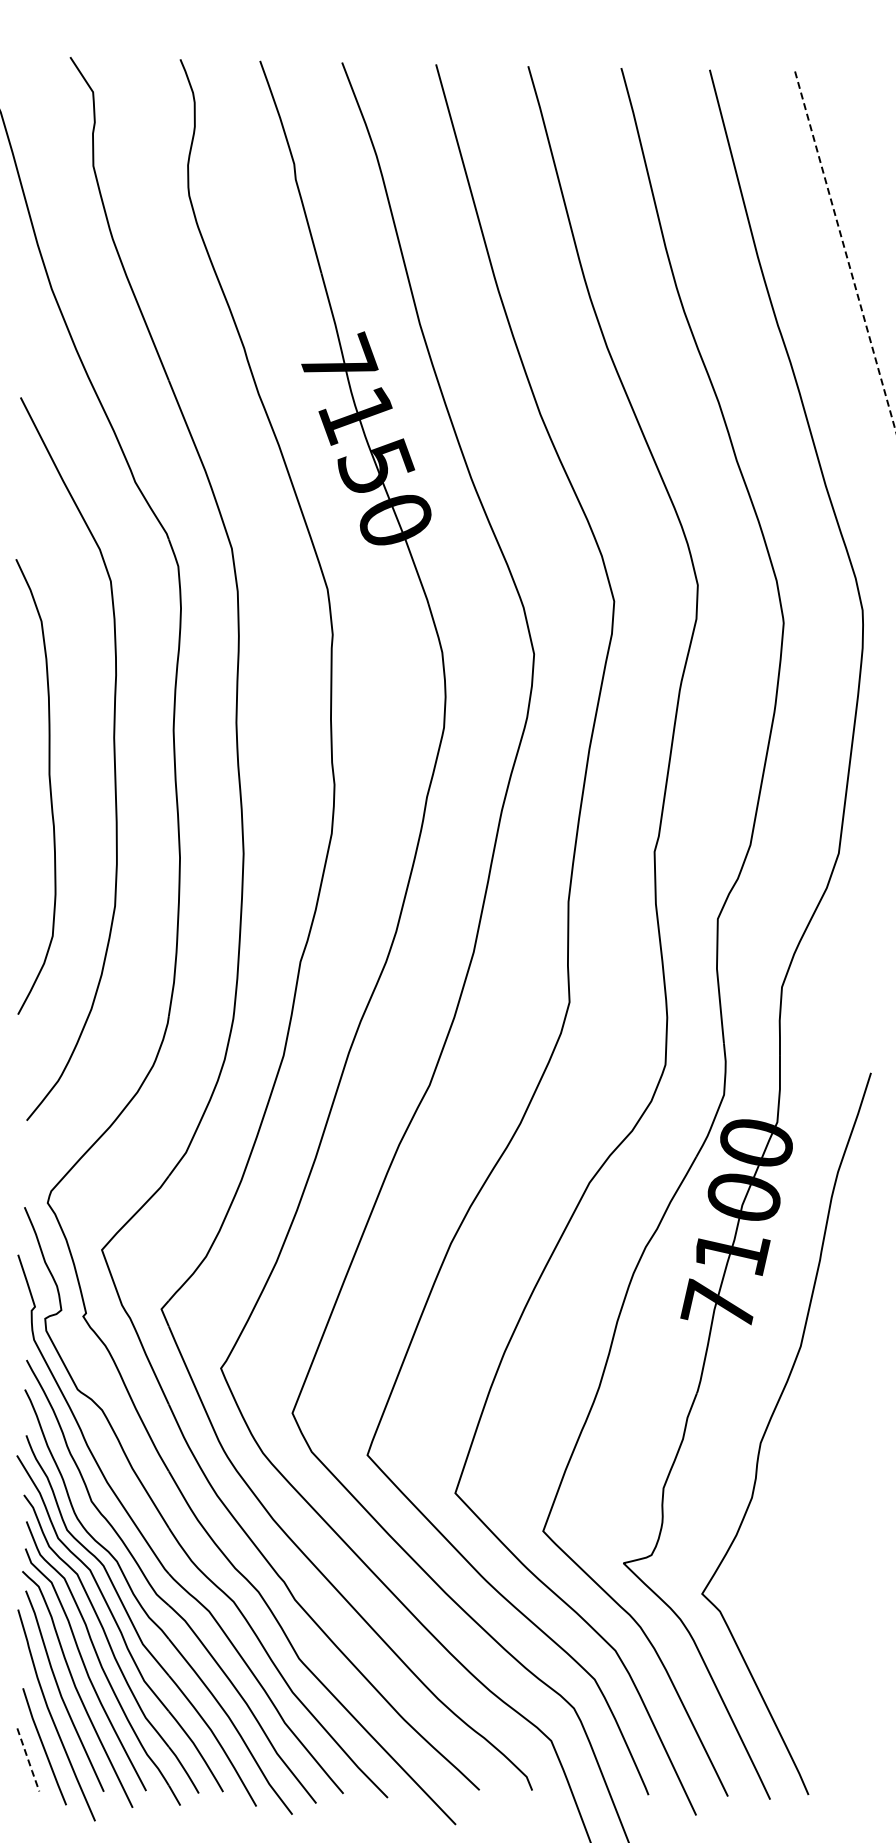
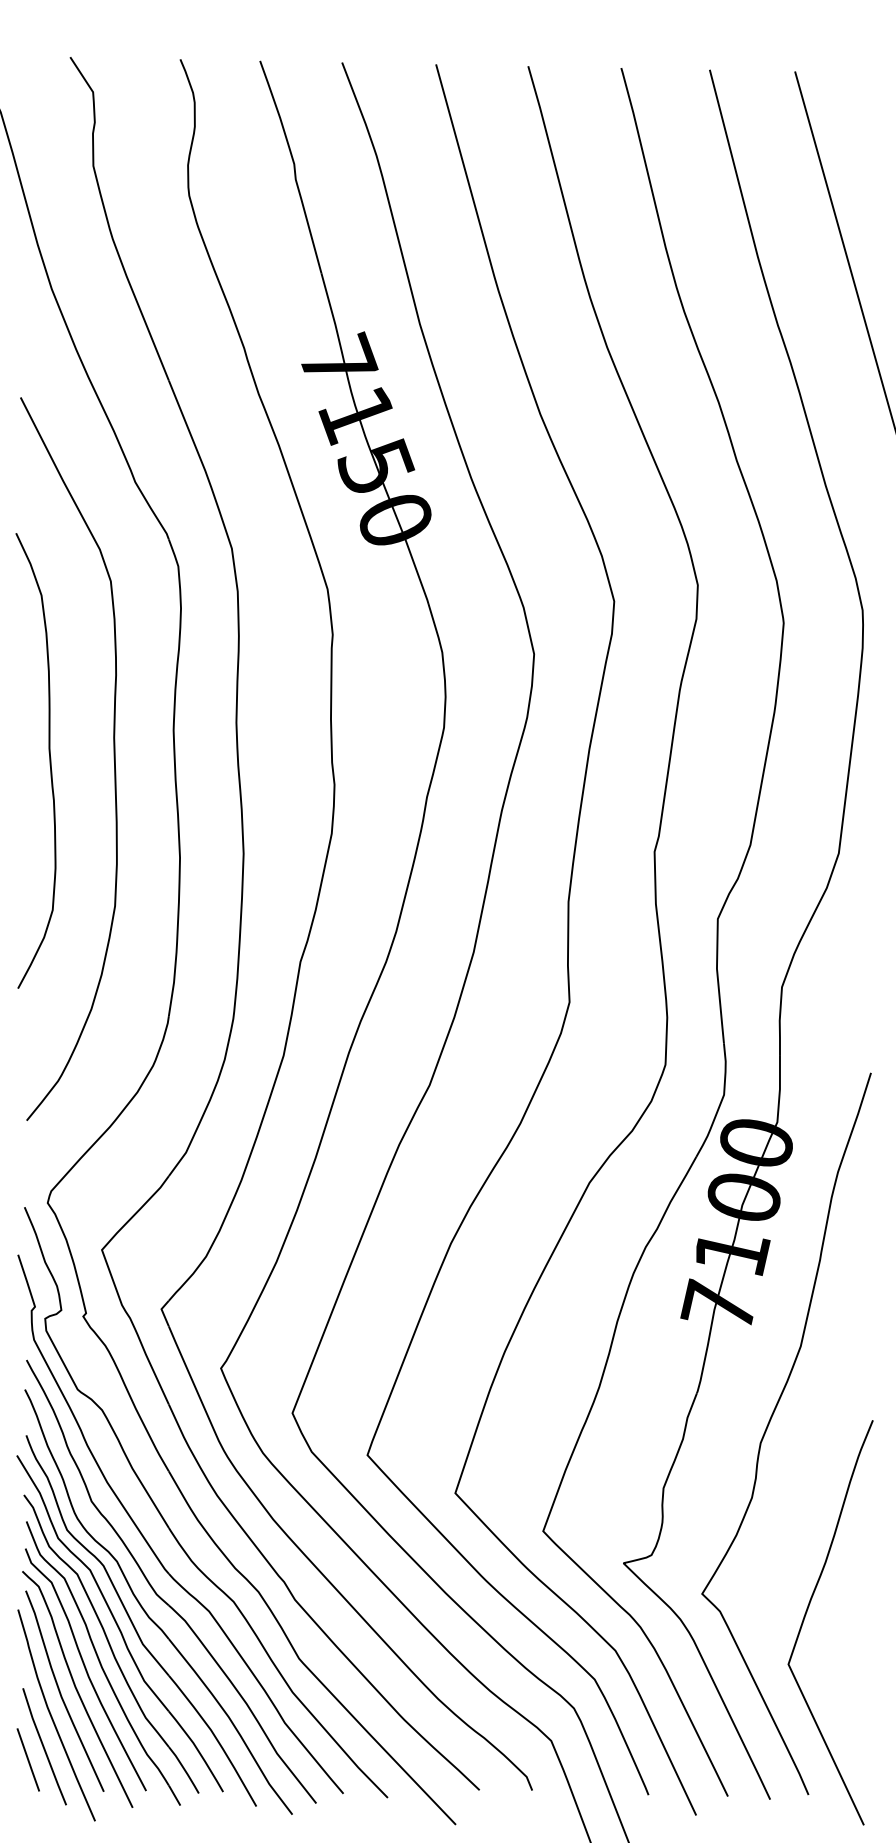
line: dashed -> solid (845, 251)
curve position: (49, 786) -> (49, 760) (49, 760)
curve: none -> present (807, 1612)
line: dashed -> solid (28, 1761)
